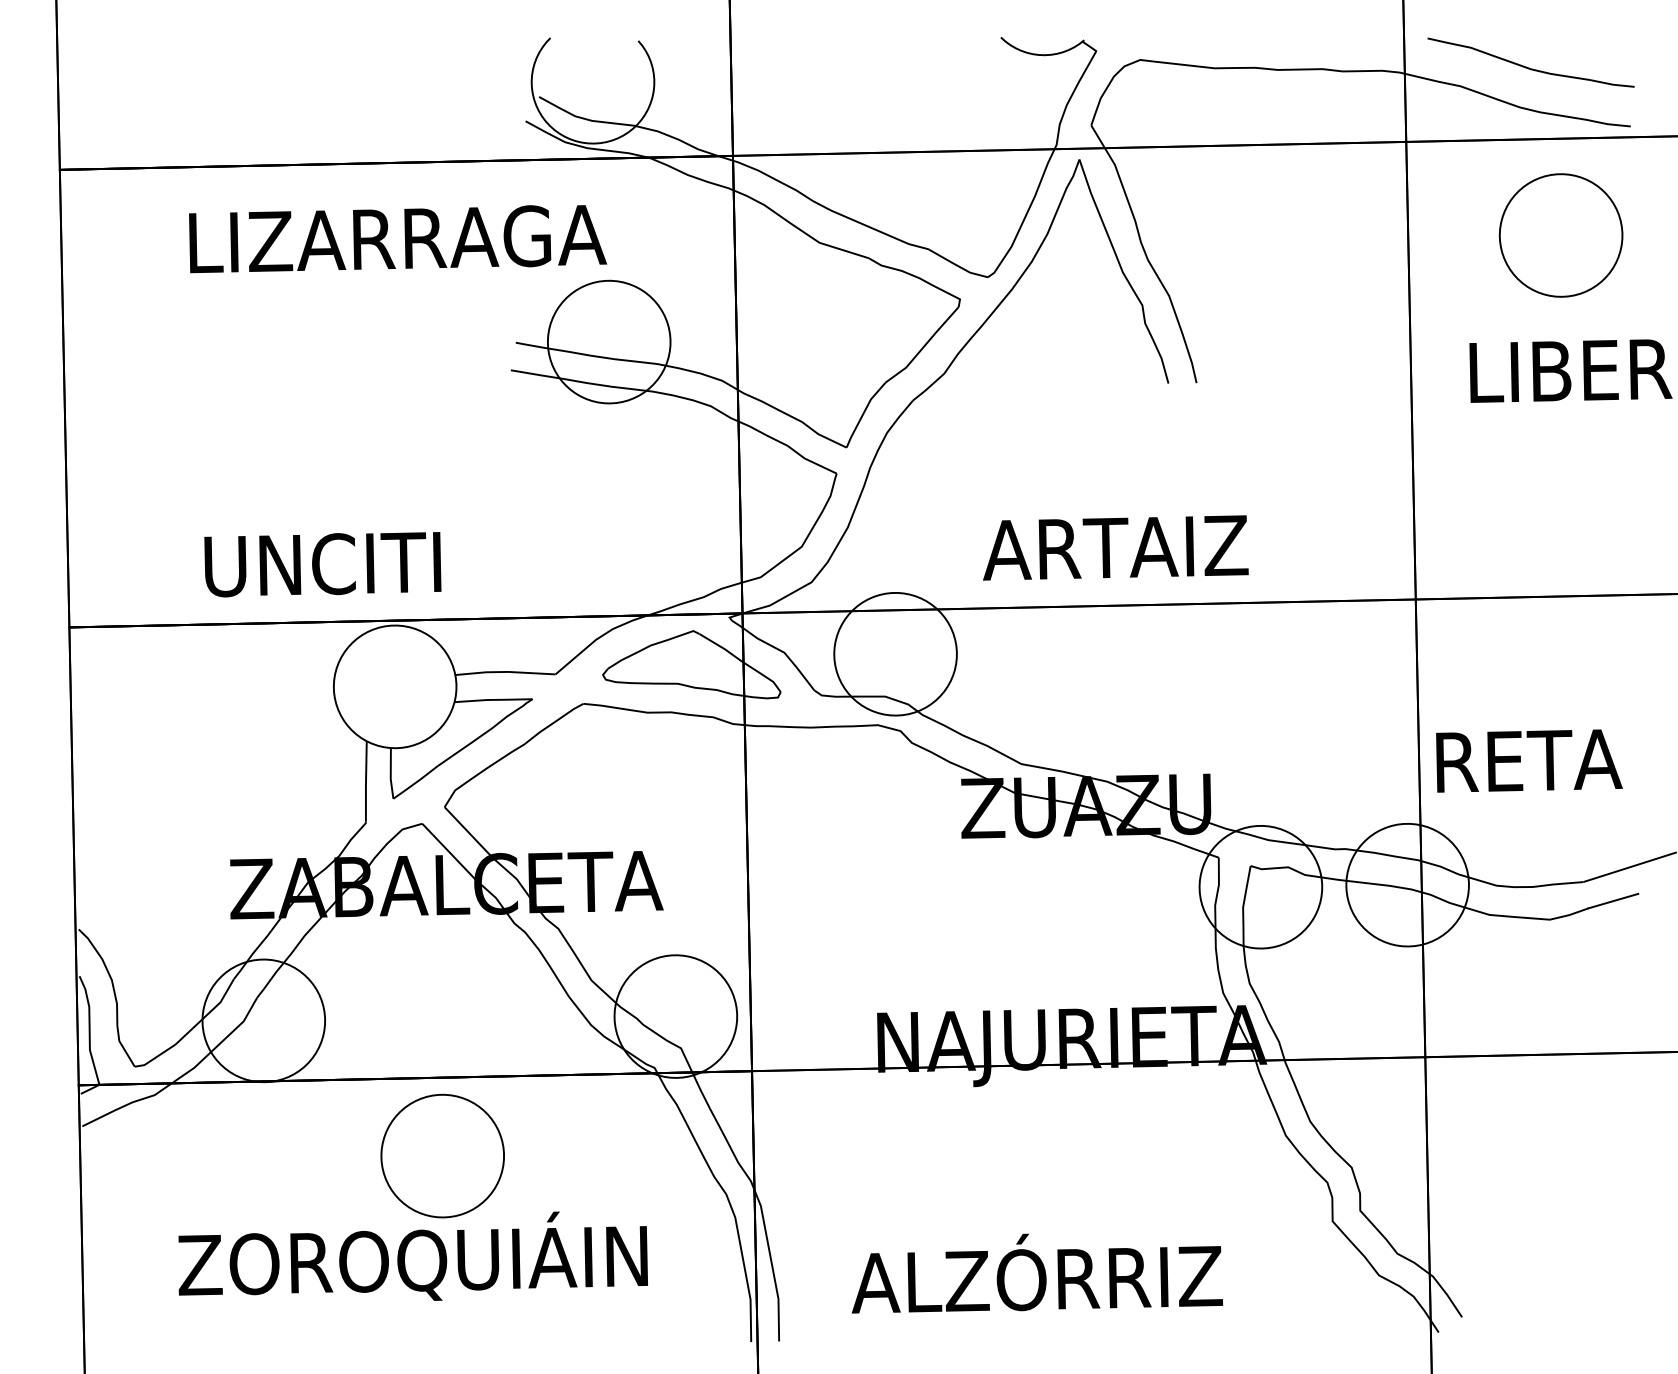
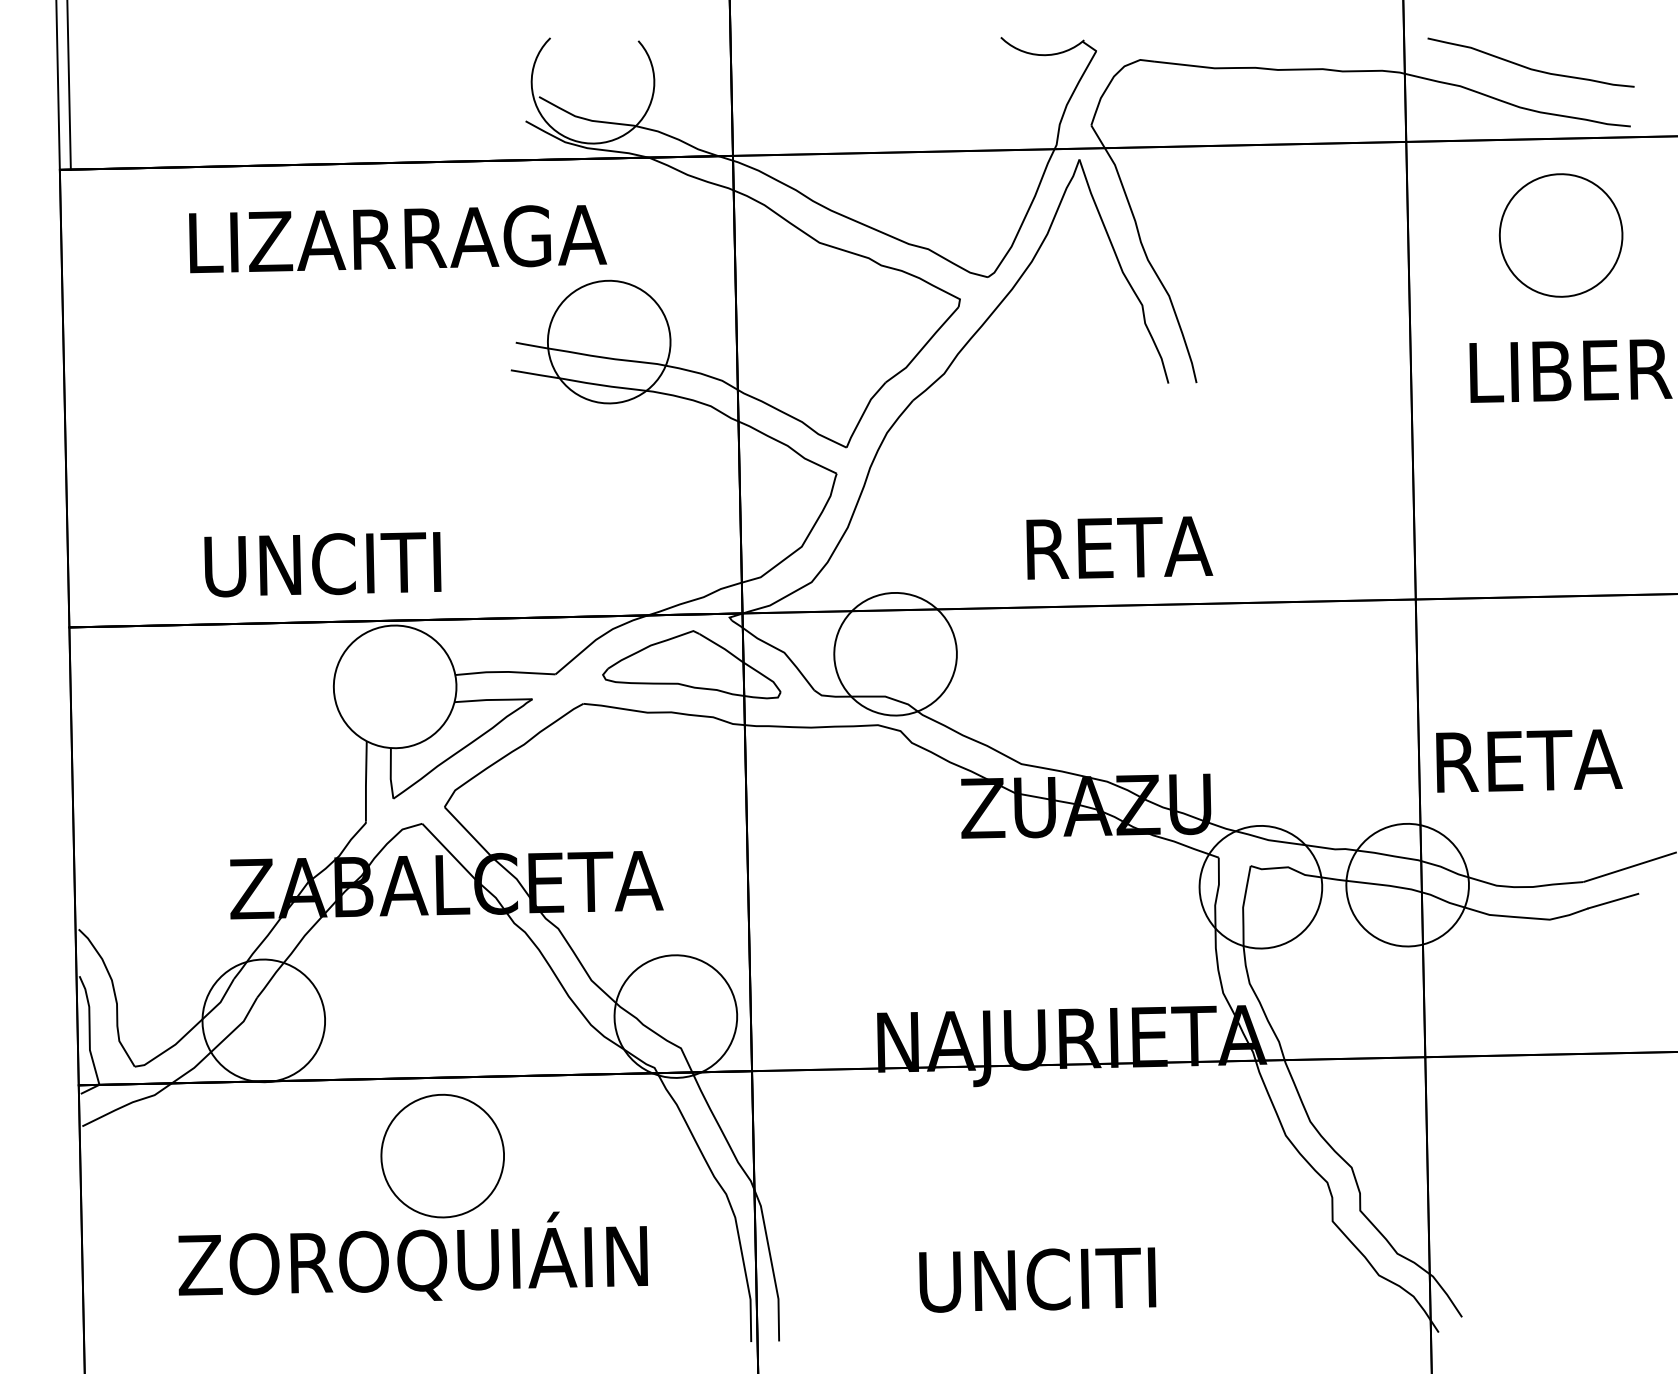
line position: (57, 85) -> (68, 85) (68, 85)
text: ARTAIZ -> RETA (1115, 547)
text: ALZÓRRIZ -> UNCITI (1037, 1273)
